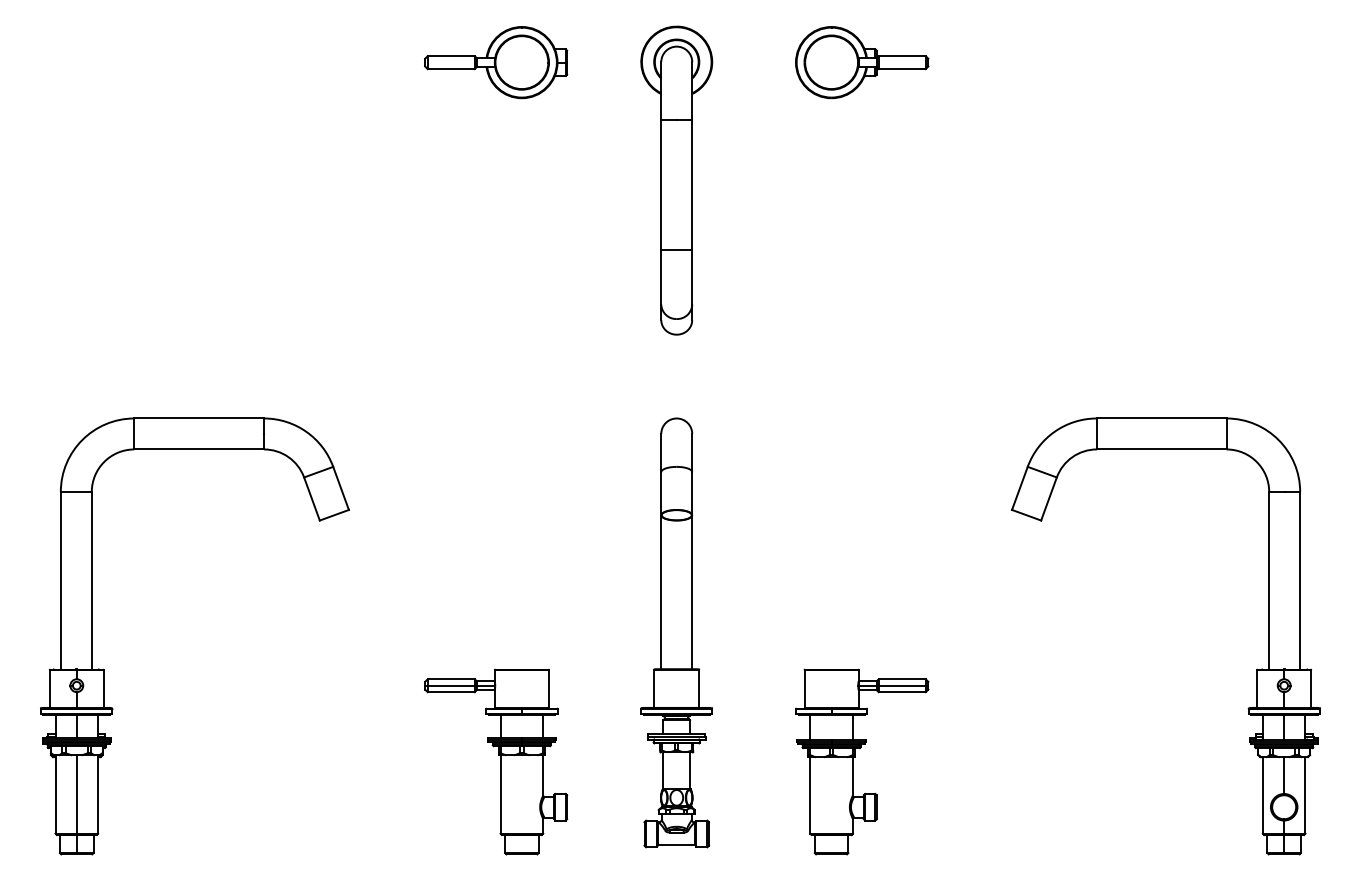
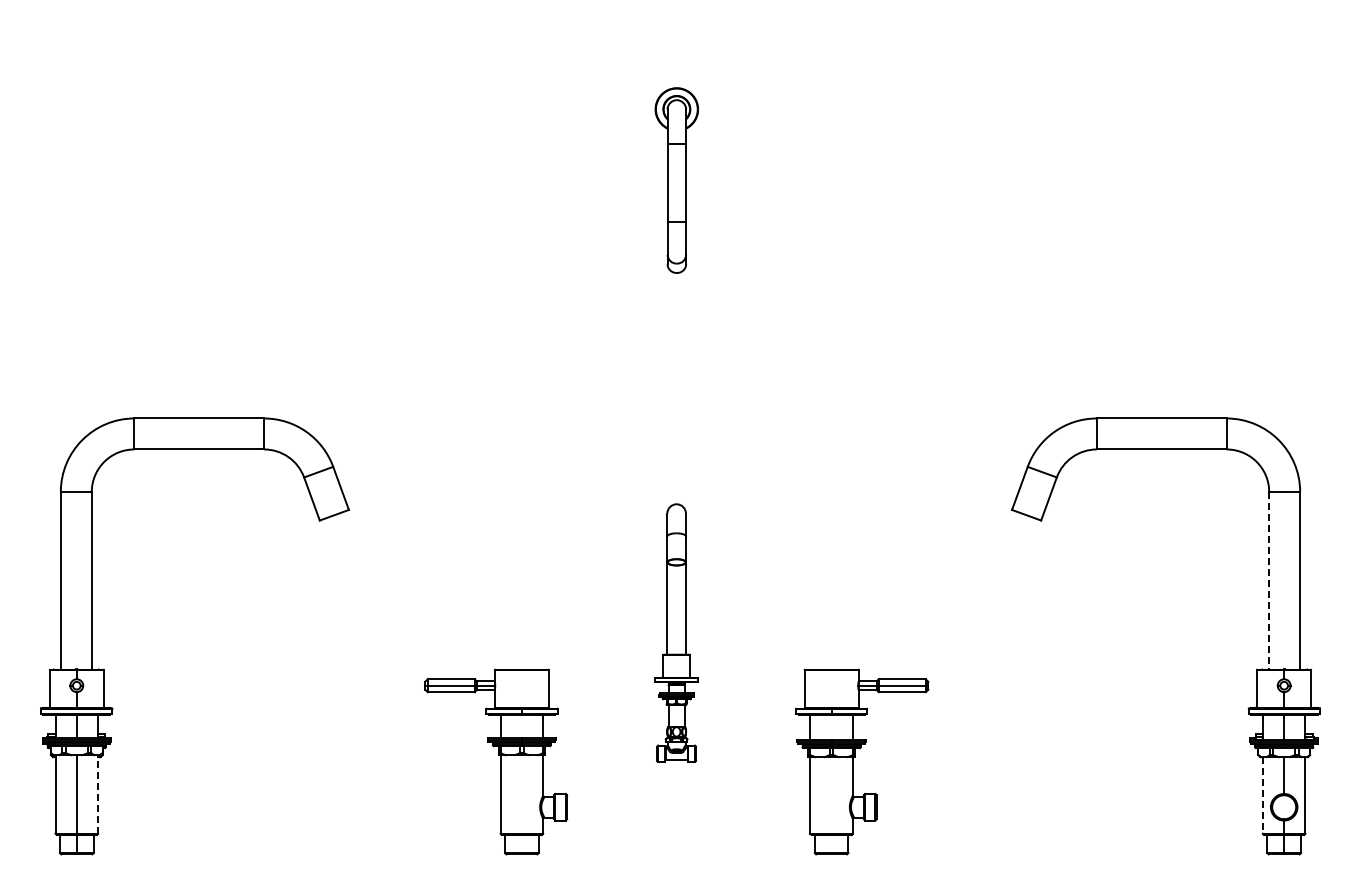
part: present -> none (496, 62)
part: present -> none (862, 62)
part size: 74x311 px -> 45x187 px (676, 180)
line: solid -> dashed (1269, 580)
part size: 73x432 px -> 45x260 px (676, 632)
line: solid -> dashed (98, 793)
line: solid -> dashed (1262, 795)
